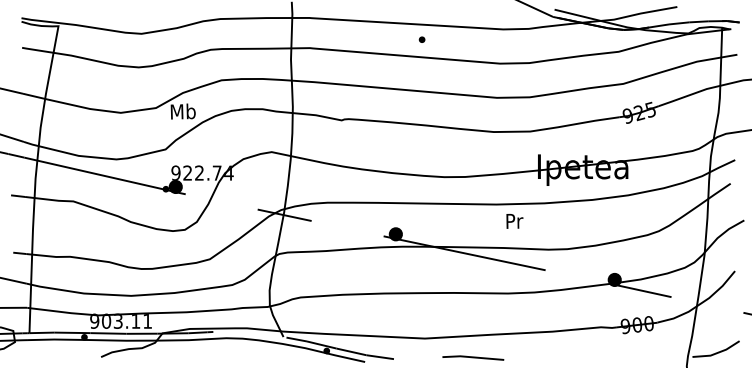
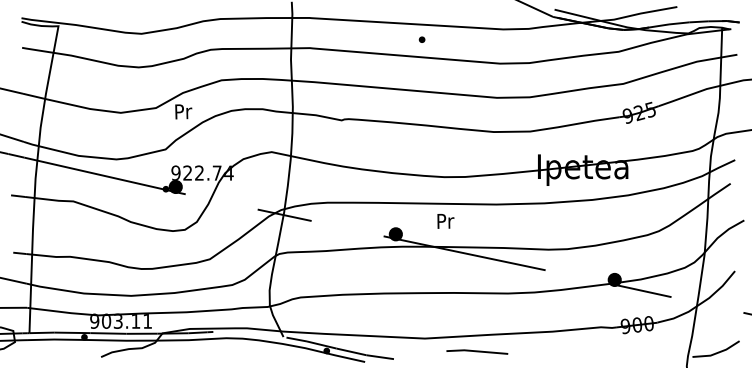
text: Mb -> Pr (182, 111)
text position: (514, 221) -> (445, 221) (445, 221)
line position: (473, 357) -> (477, 351) (477, 351)
